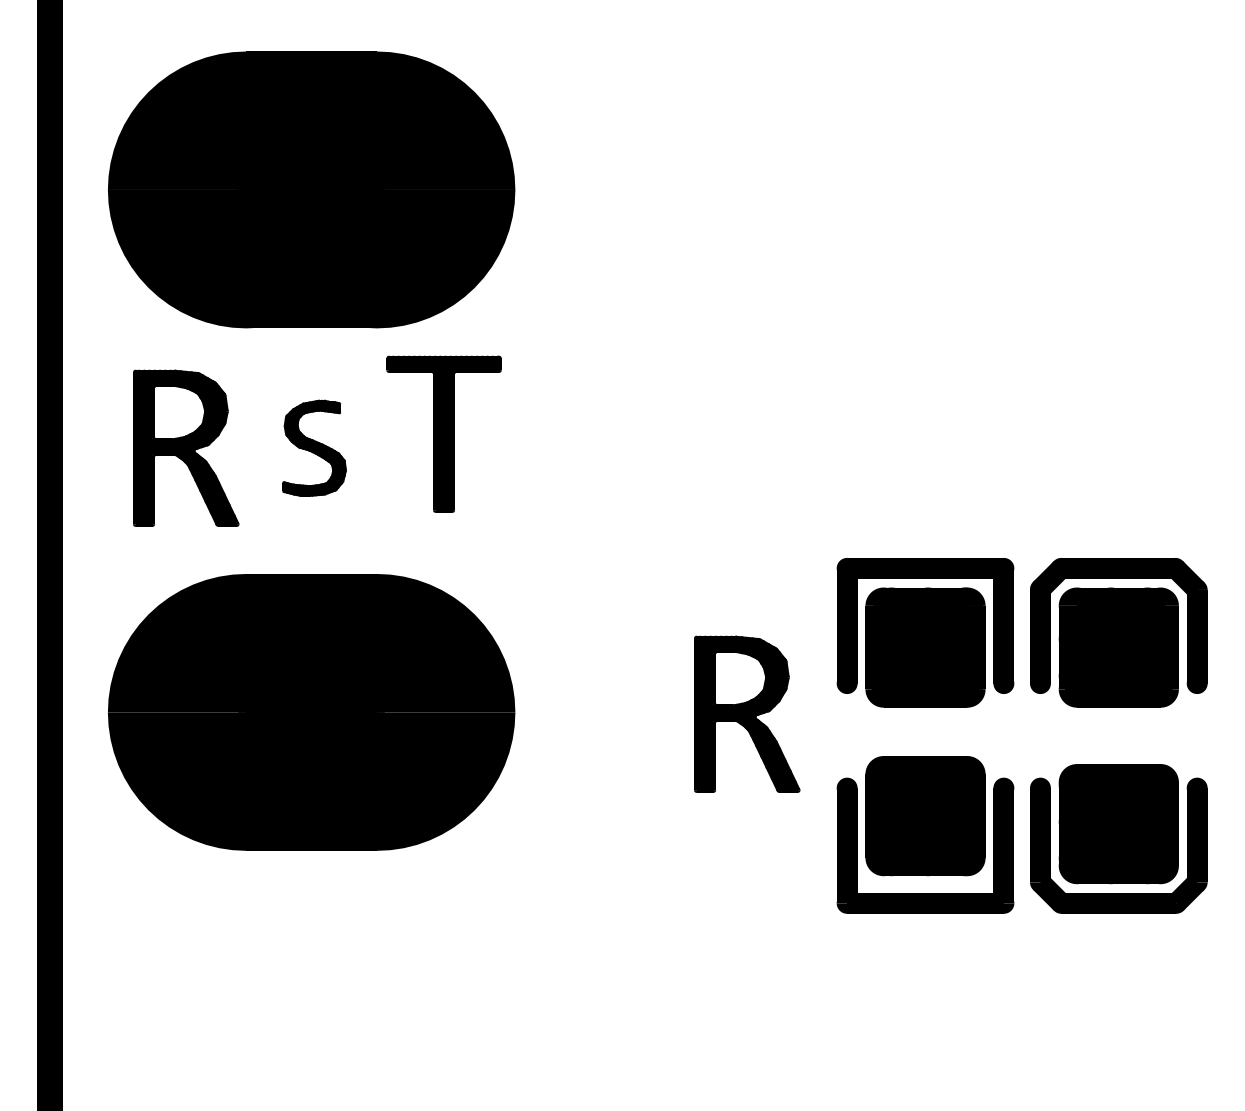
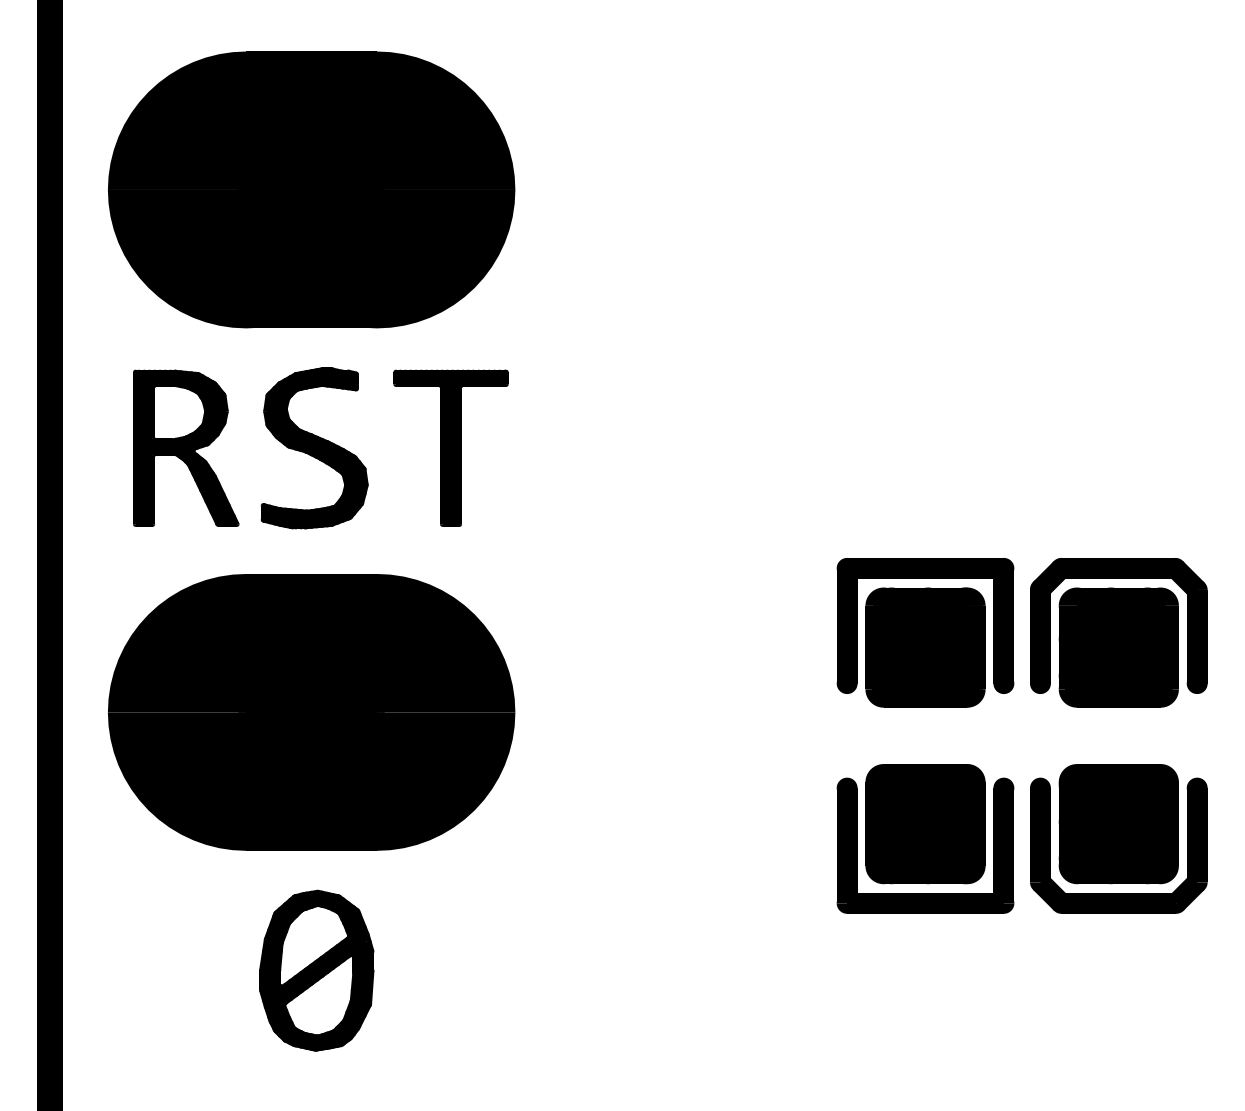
part position: (443, 433) -> (450, 447) (450, 447)
part size: 65x98 px -> 109x163 px (314, 448)
part: present -> none (747, 713)
part position: (925, 816) -> (925, 824) (925, 824)
part: none -> present (316, 970)
